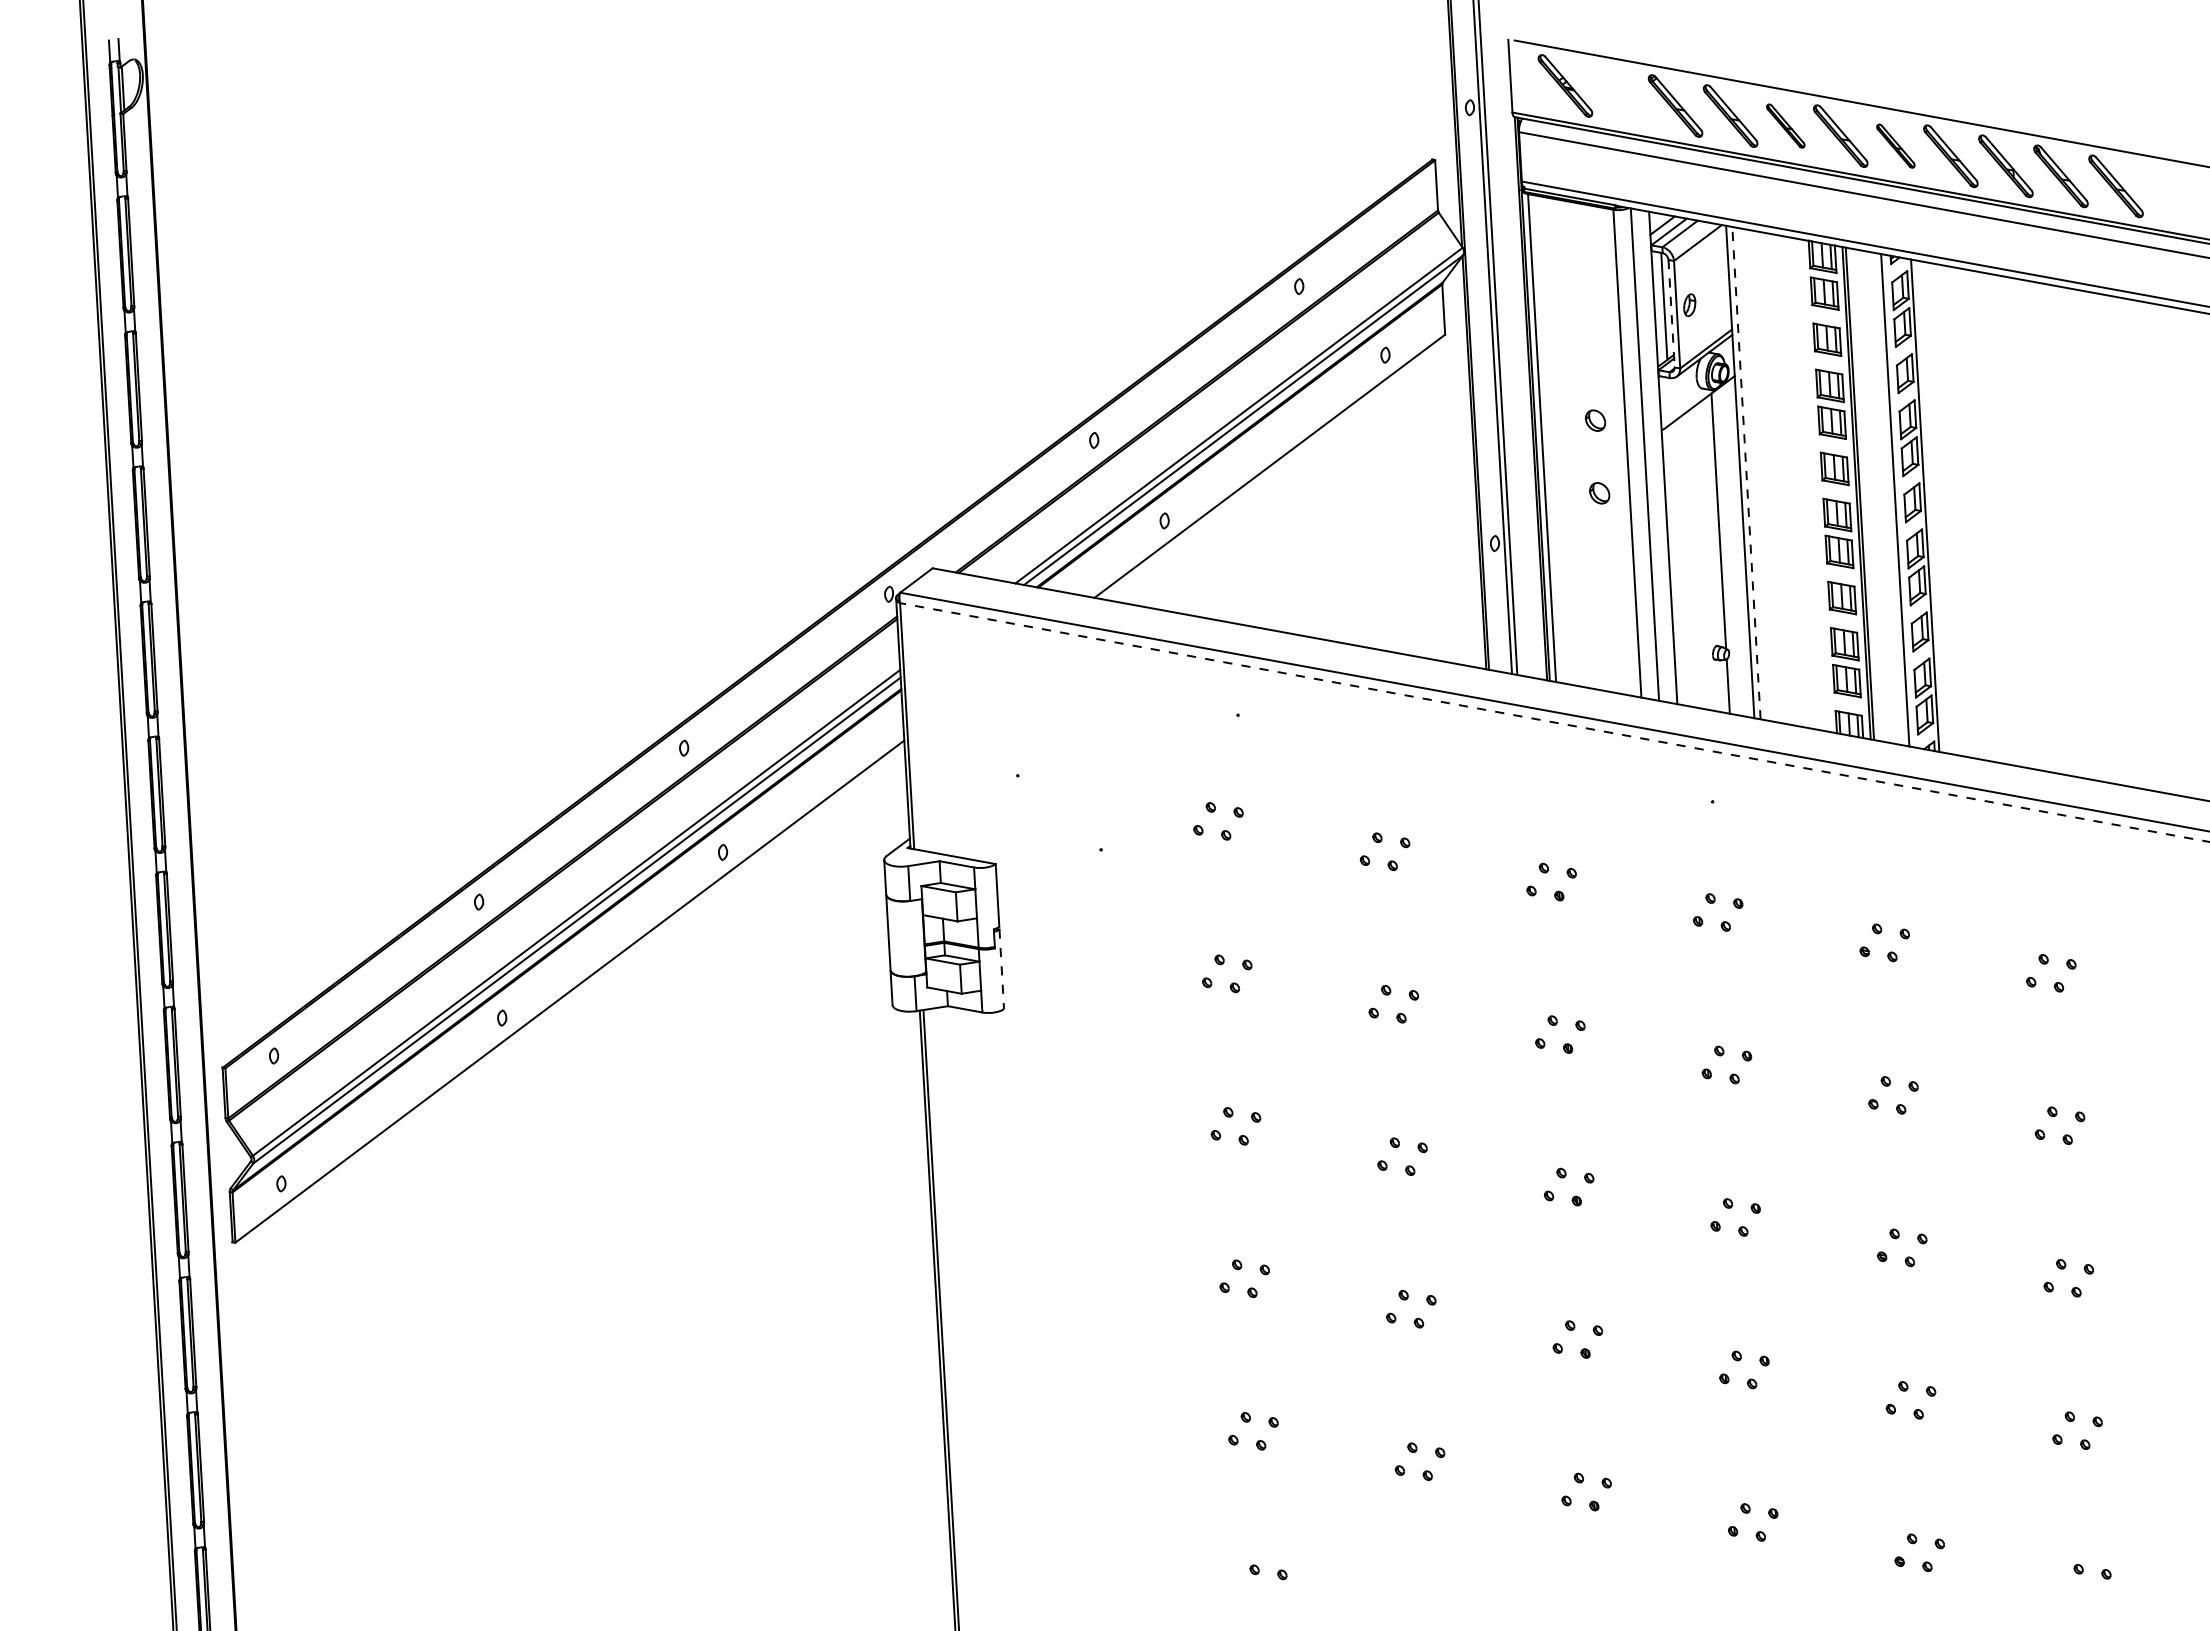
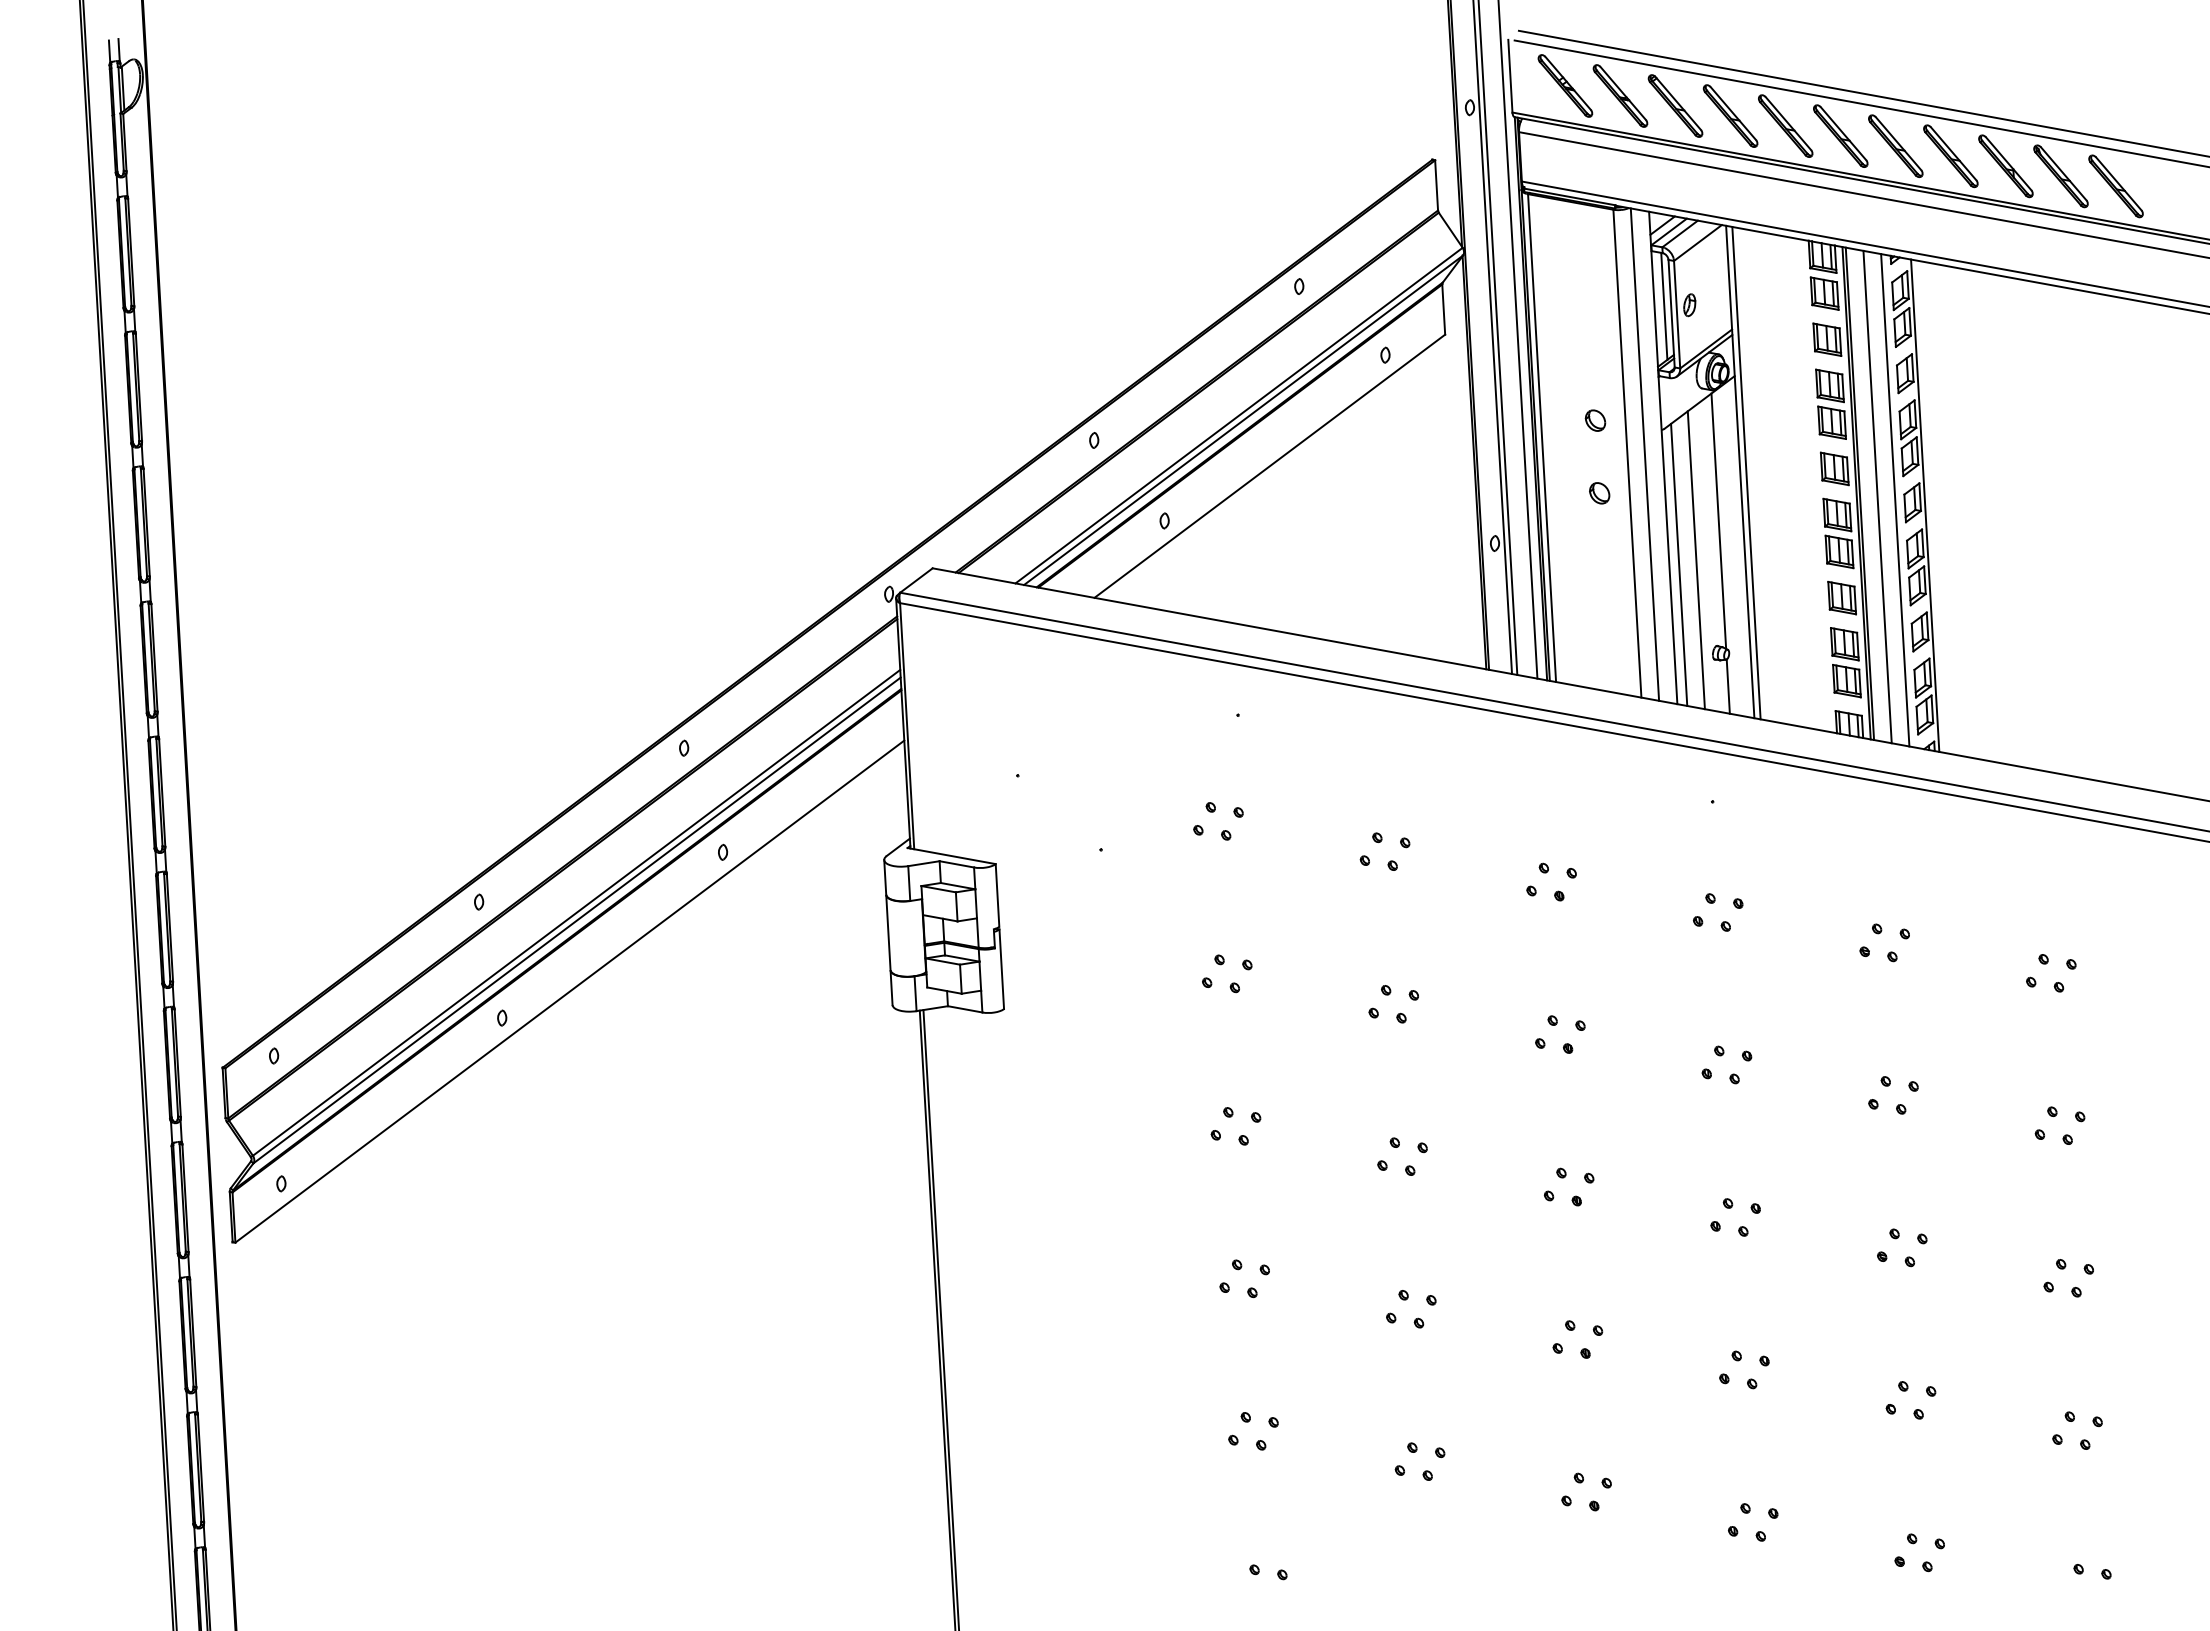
line: none -> present (1862, 93)
part: none -> present (1620, 95)
part size: 40x46 px -> 56x64 px (1785, 125)
part size: 40x46 px -> 56x64 px (1895, 145)
line: dashed -> solid (1671, 313)
line: none -> present (1517, 340)
line: dashed -> solid (1746, 473)
line: none -> present (1877, 496)
line: none -> present (1695, 560)
line: none -> present (1679, 564)
line: dashed -> solid (1554, 722)
line: dashed -> solid (1001, 969)
